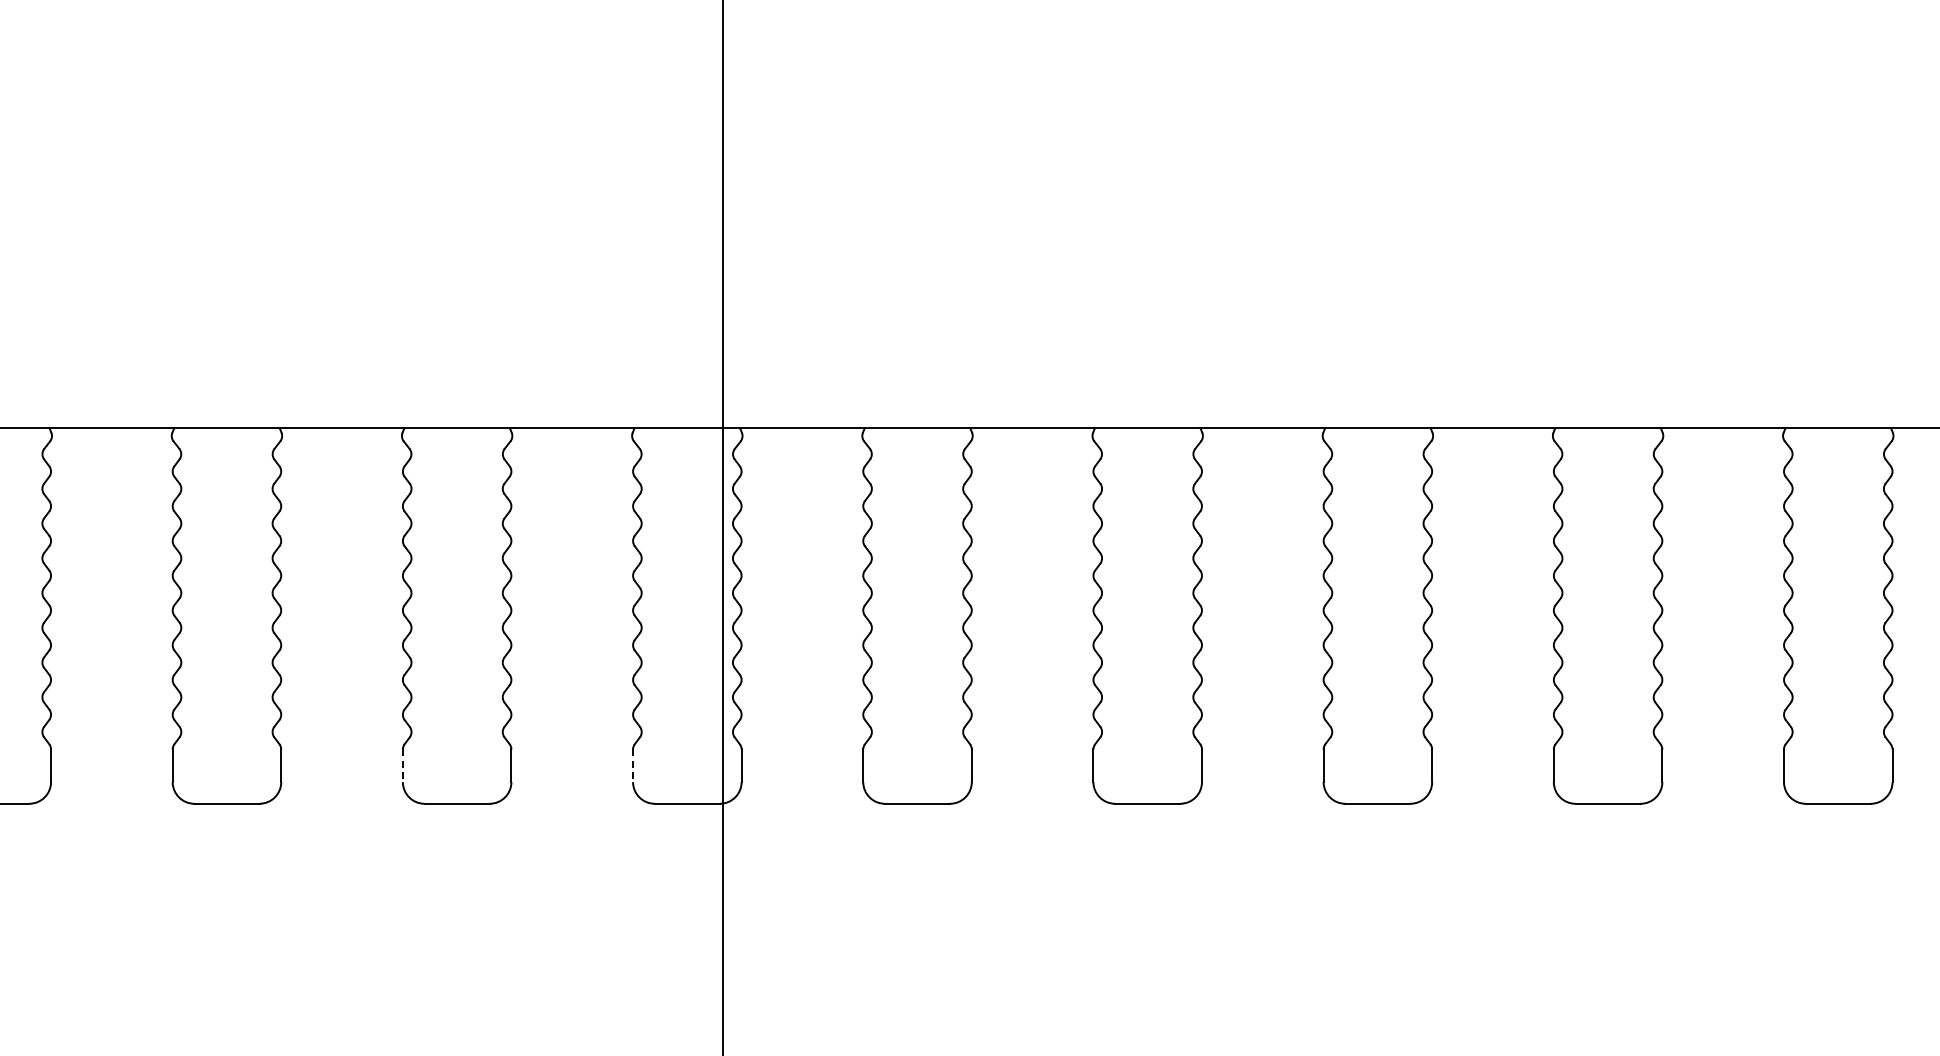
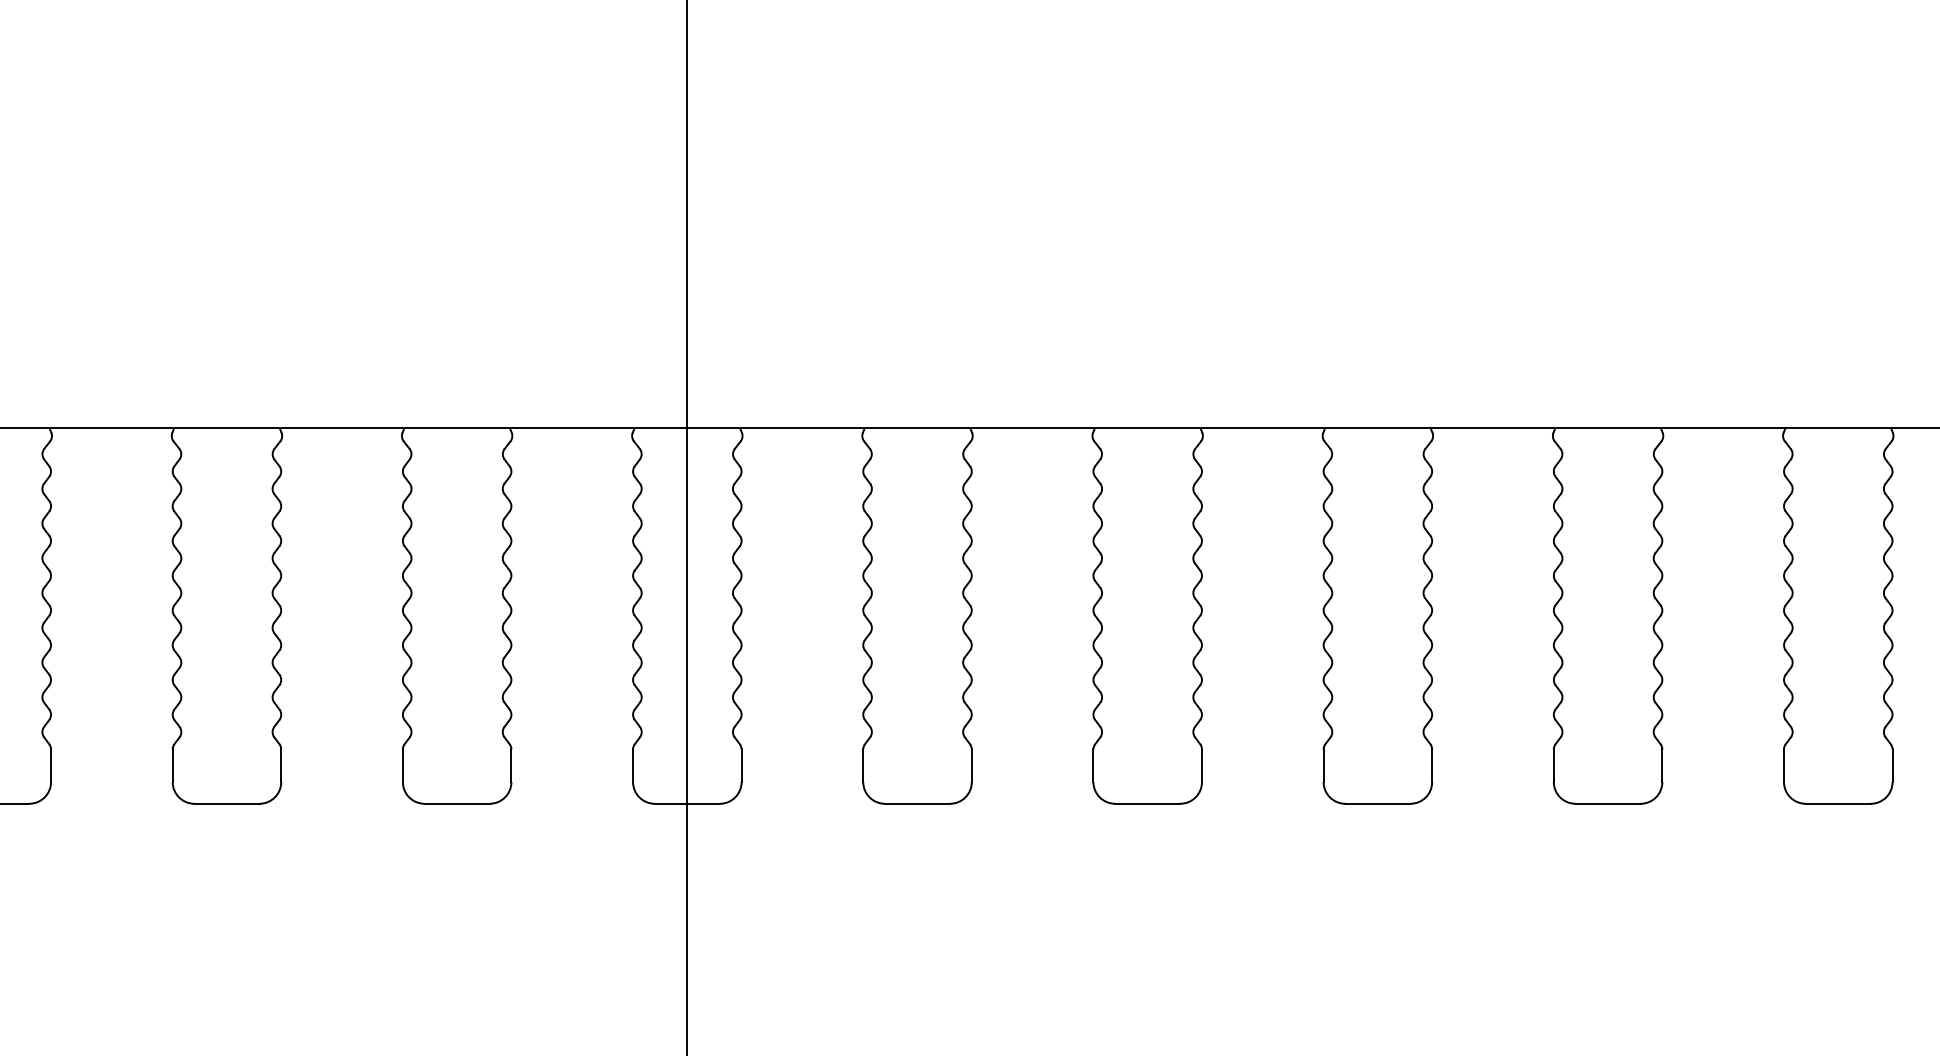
line position: (723, 527) -> (687, 527) (687, 527)
line: dashed -> solid (402, 766)
line: dashed -> solid (633, 766)
